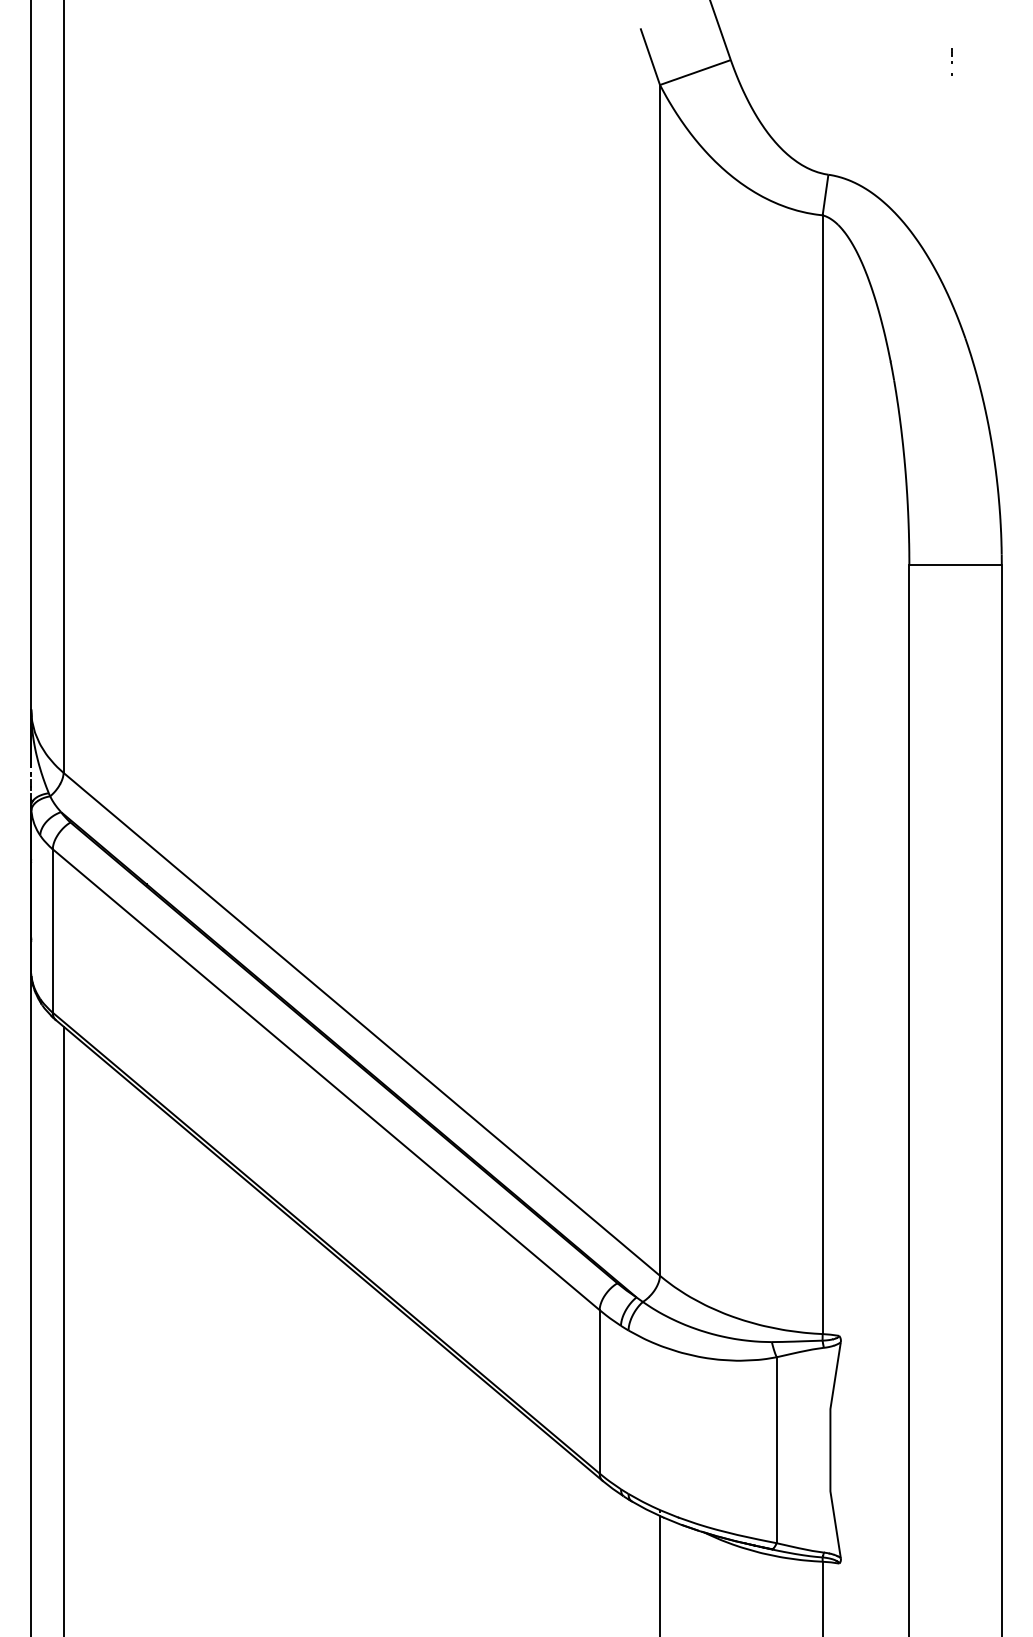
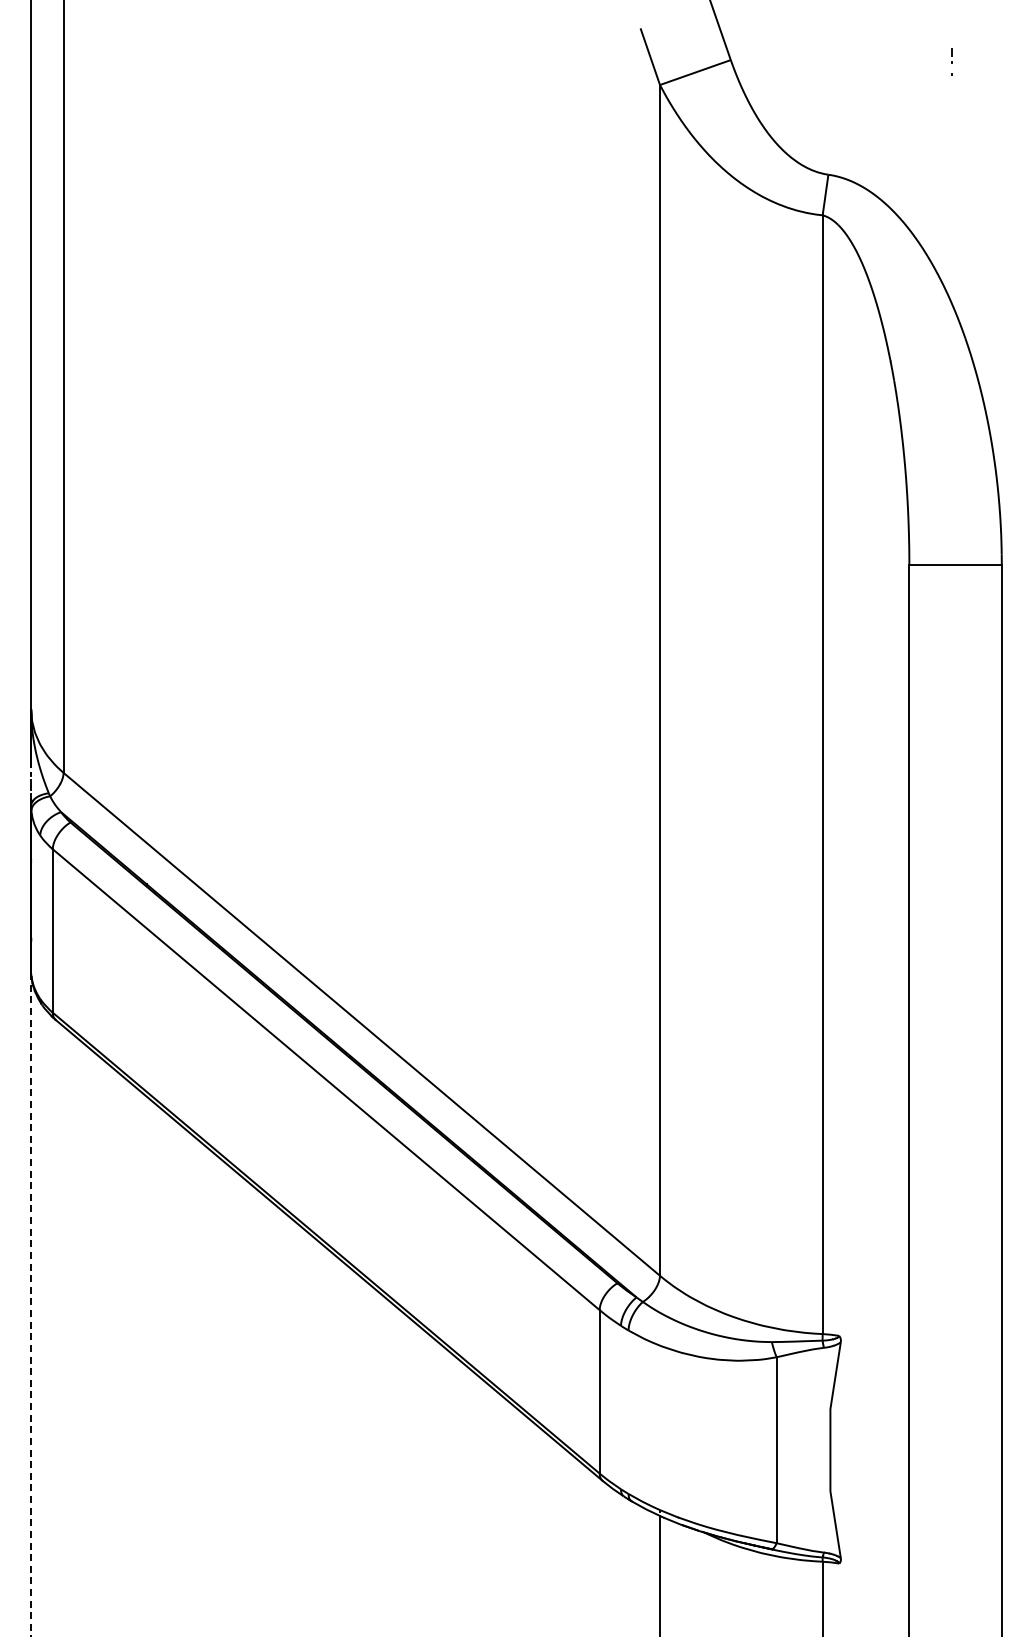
line: solid -> dashed (31, 1287)
line: present -> none (63, 1329)
